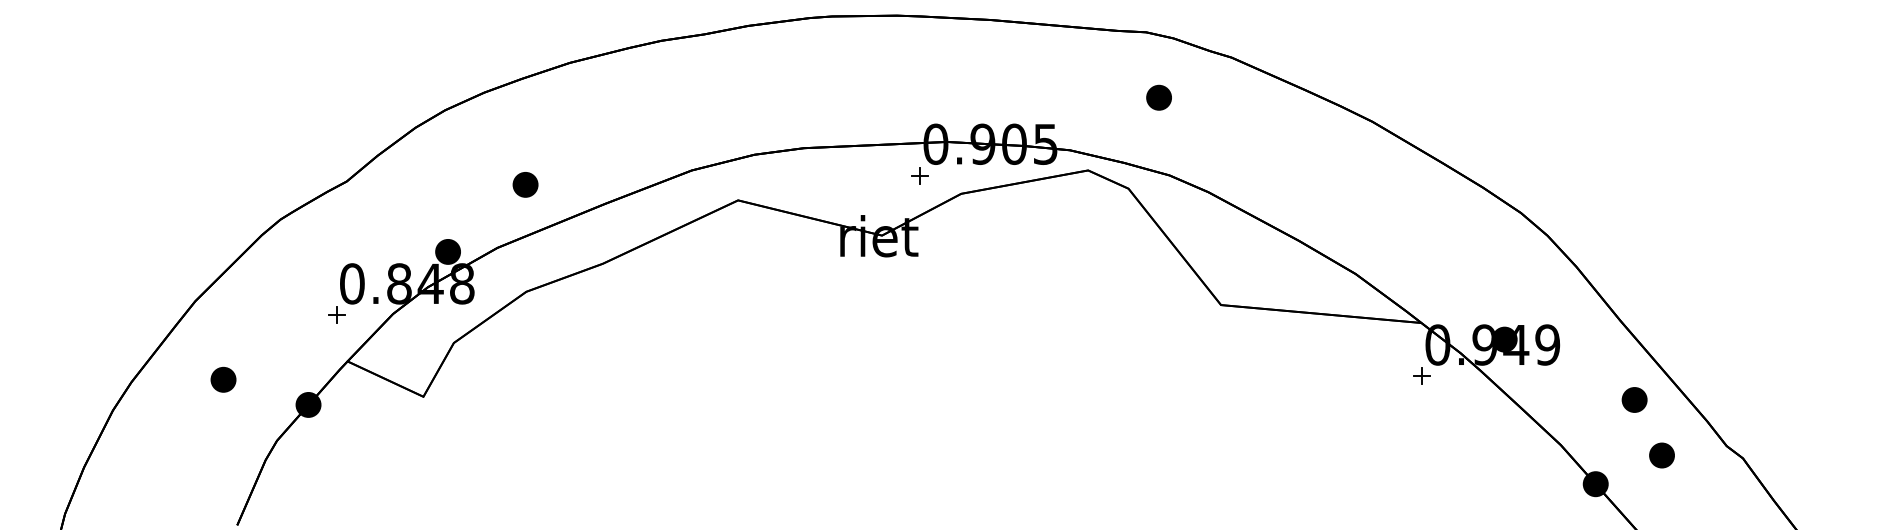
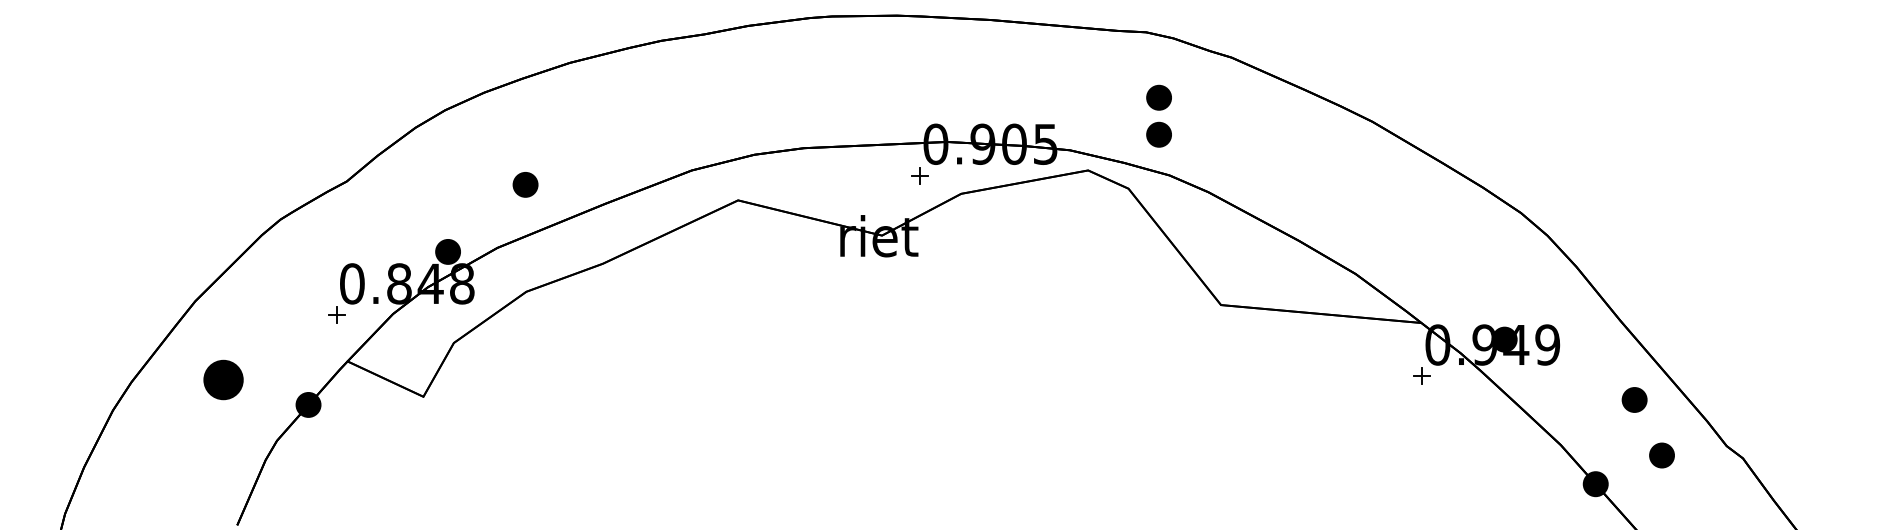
part: none -> present (1158, 134)
part size: 27x27 px -> 41x42 px (223, 379)
